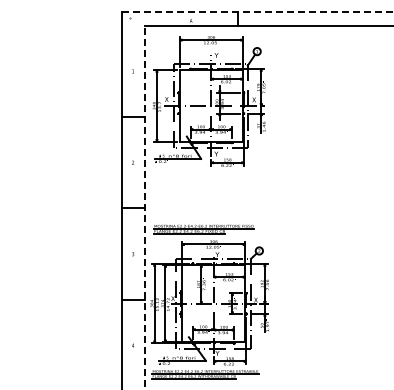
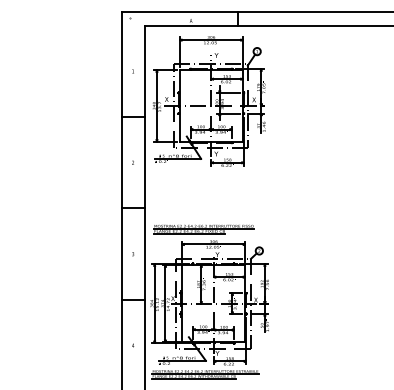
line: dashed -> solid (257, 11)
line: dashed -> solid (145, 207)
